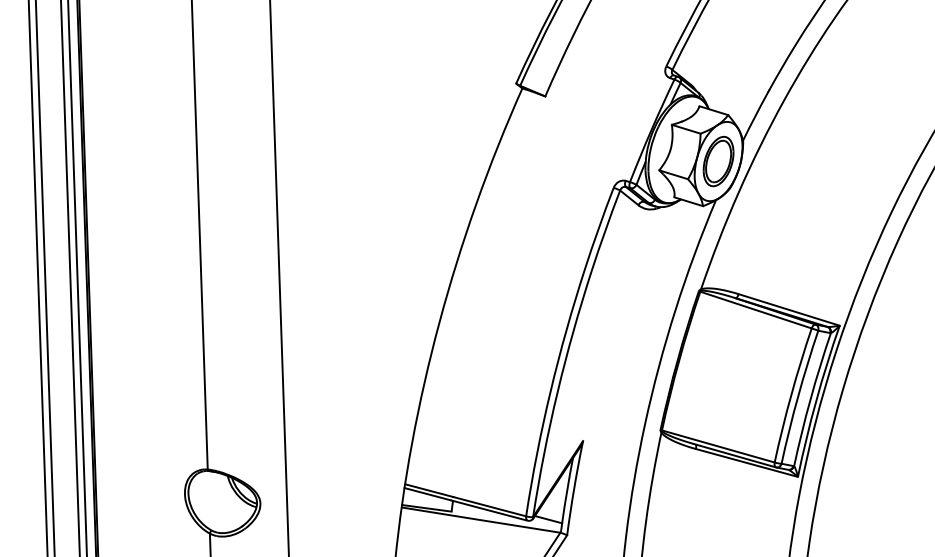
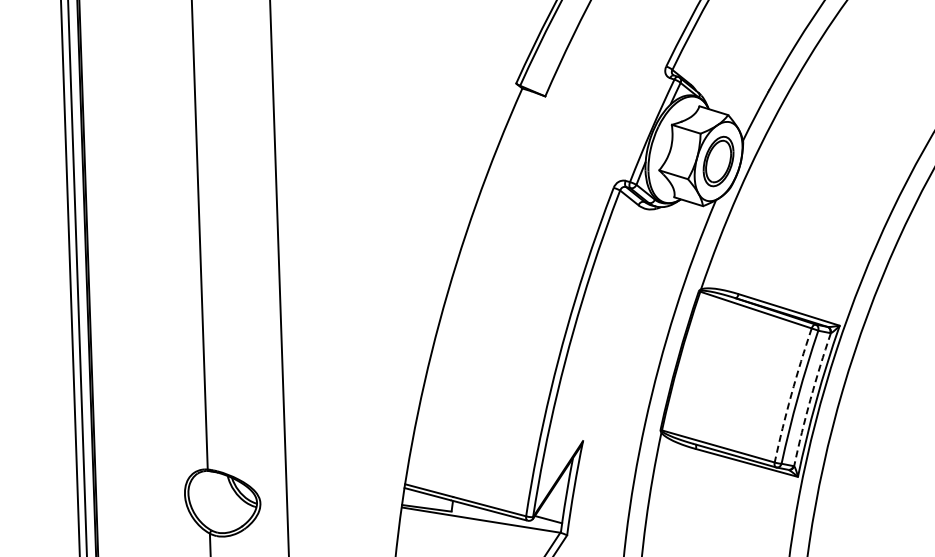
line: present -> none (37, 277)
line: present -> none (44, 277)
arc: solid -> dashed (791, 394)
arc: solid -> dashed (810, 399)
